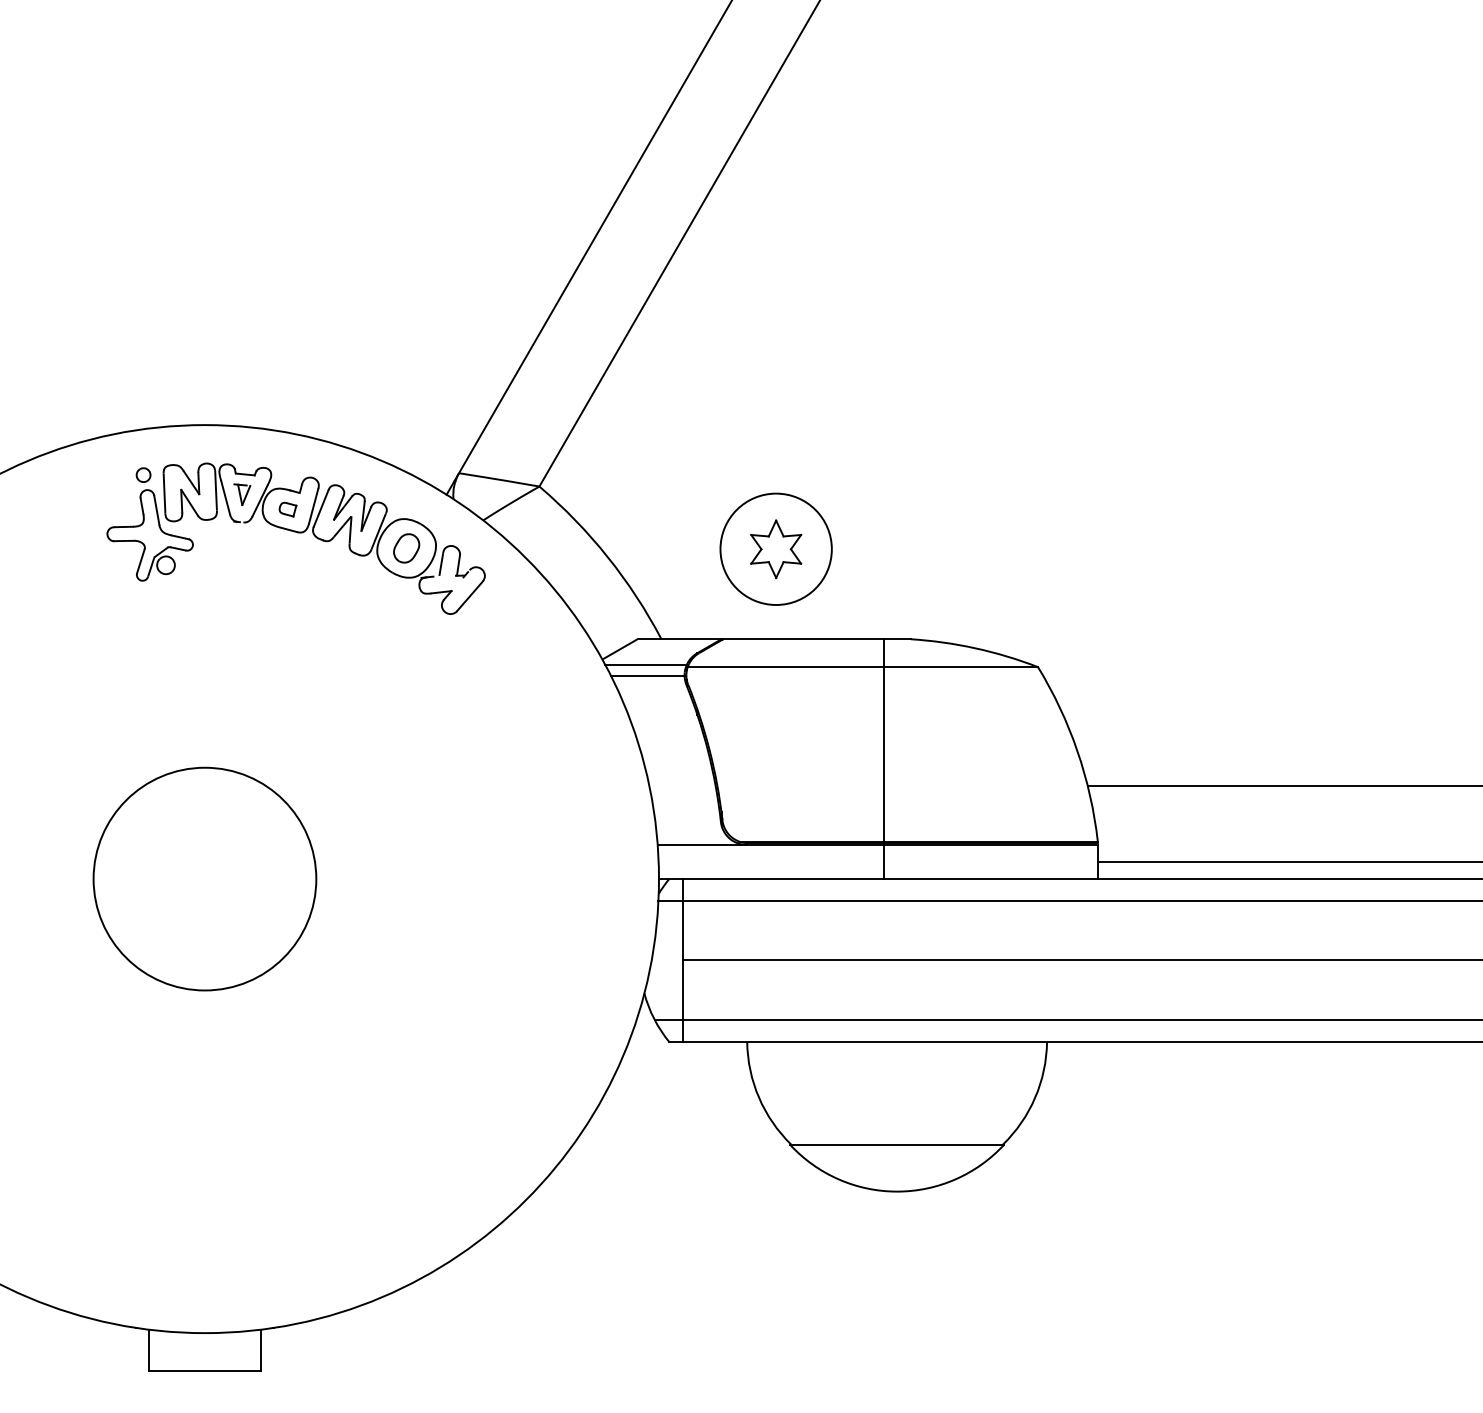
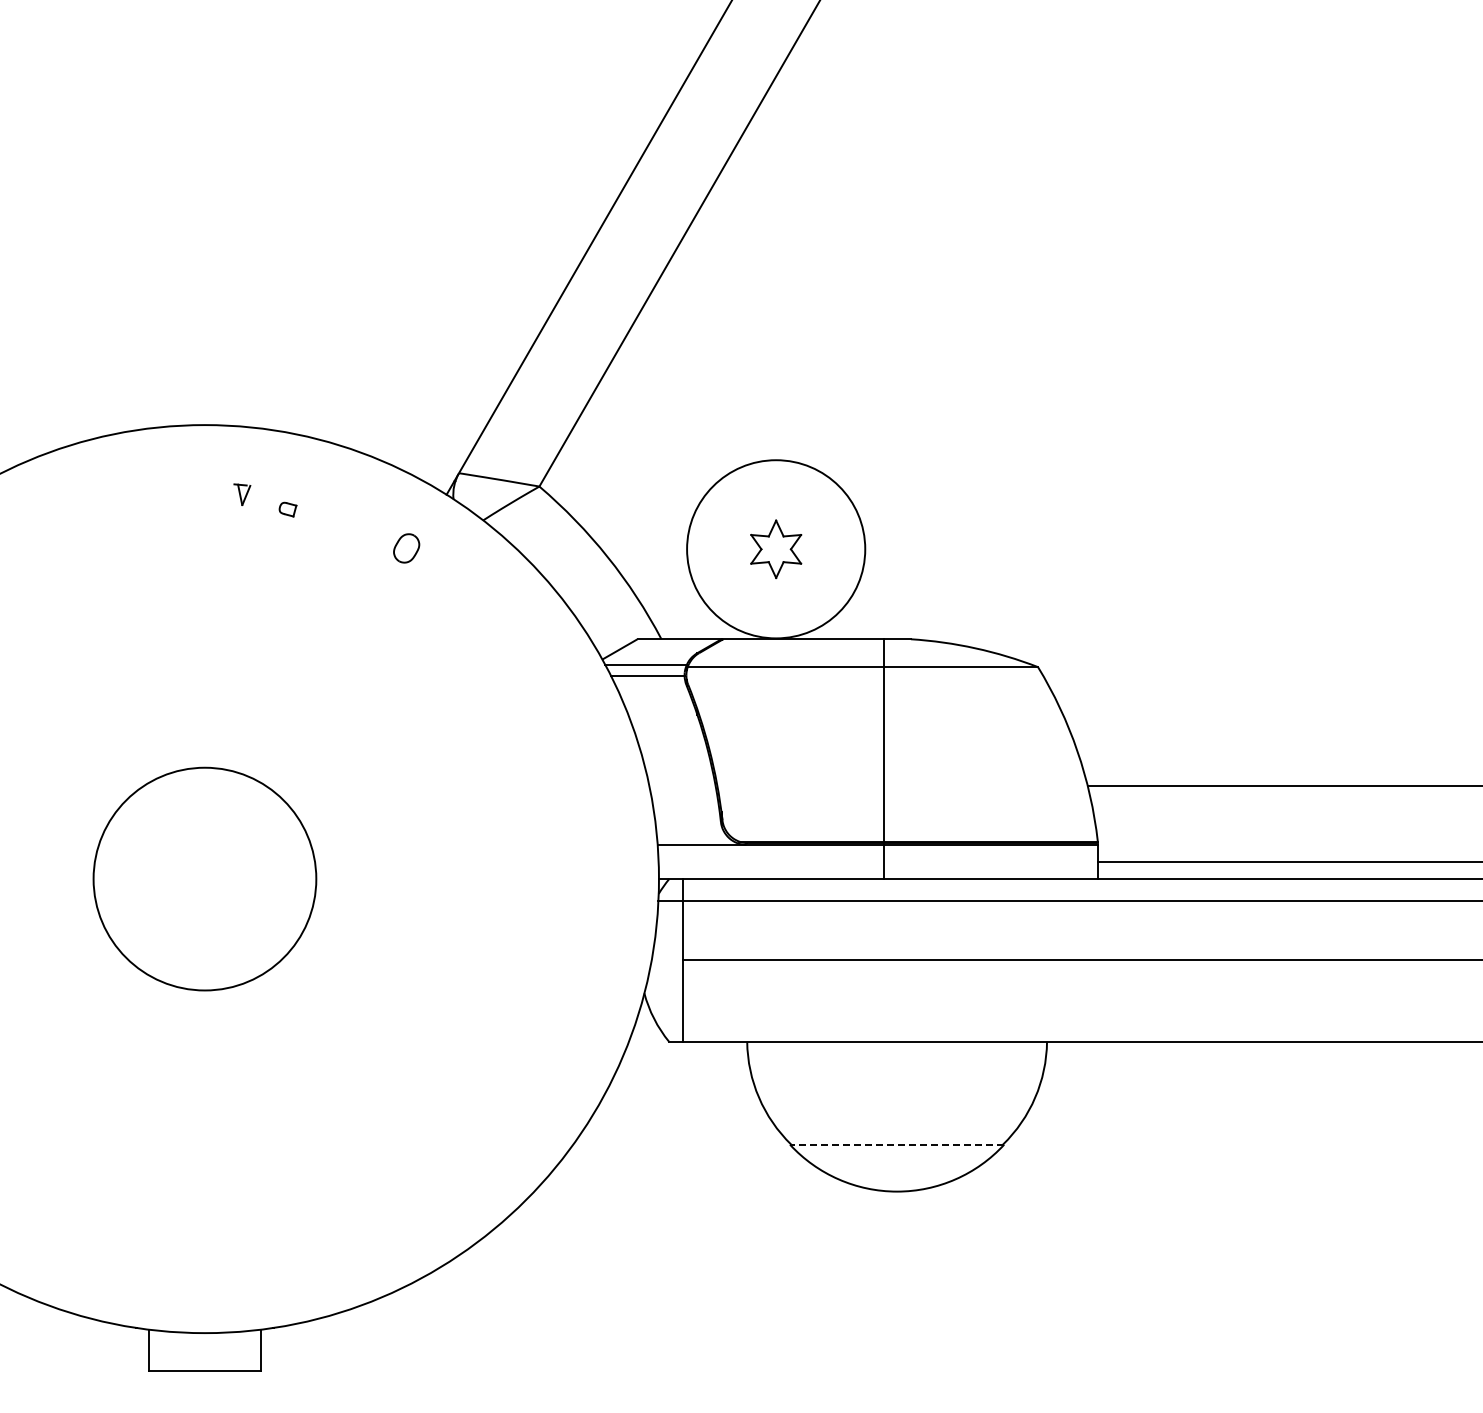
part: present -> none (295, 538)
circle diameter: 111 px -> 178 px (776, 549)
line: present -> none (1066, 1020)
line: solid -> dashed (896, 1144)
